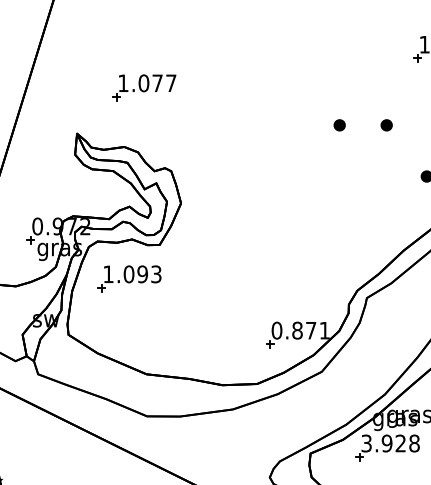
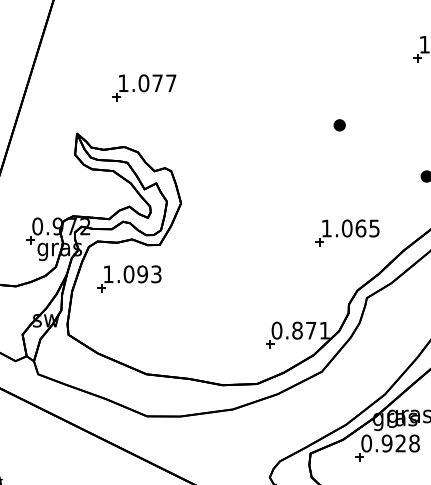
part: present -> none (386, 125)
part: none -> present (347, 232)
text: 3.928 -> 0.928 (366, 443)
